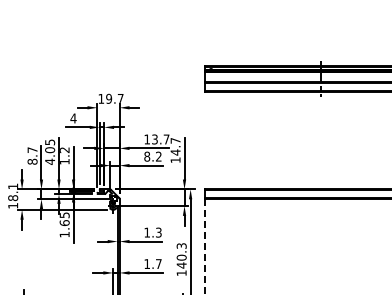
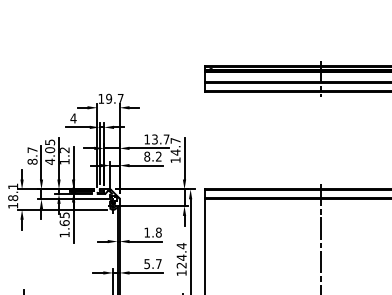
text: 1.3 -> 1.8 (158, 232)
line: none -> present (320, 237)
line: dashed -> solid (205, 247)
text: 140.3 -> 124.4 (181, 255)
text: 1.7 -> 5.7 (146, 264)
